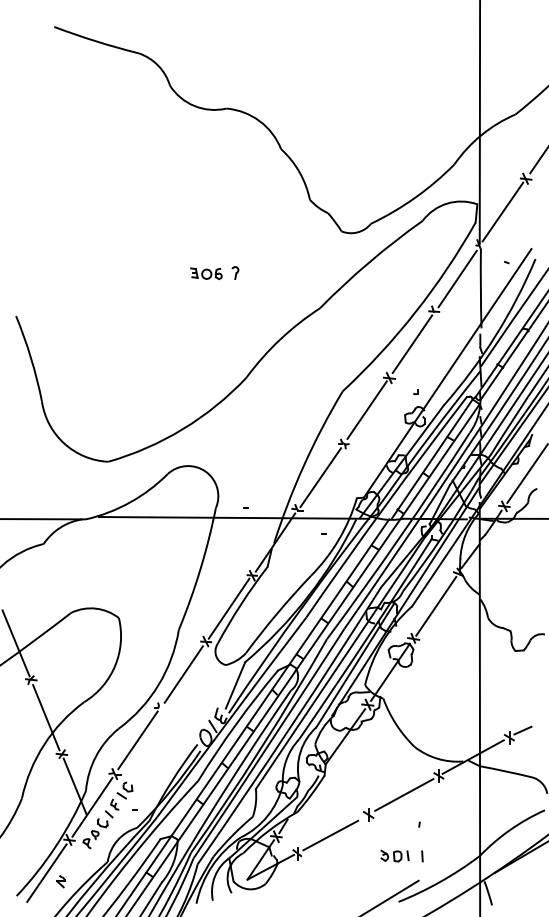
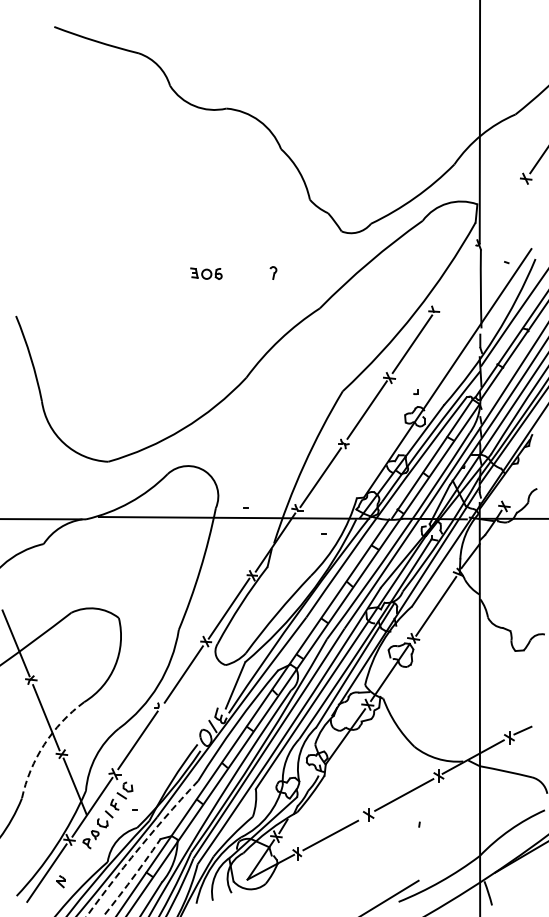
line: present -> none (502, 211)
part position: (235, 272) -> (273, 272) (273, 272)
line: present -> none (457, 278)
line: present -> none (526, 474)
arc: solid -> dashed (44, 744)
arc: solid -> dashed (139, 847)
part: present -> none (394, 855)
line: present -> none (422, 856)
arc: solid -> dashed (132, 878)
